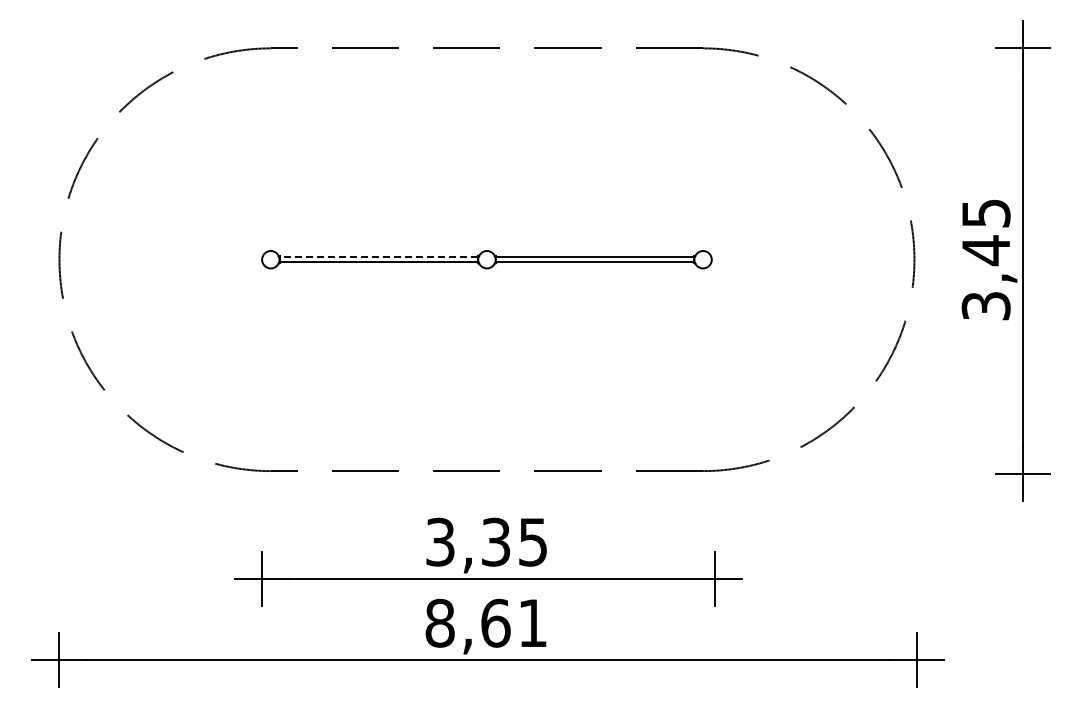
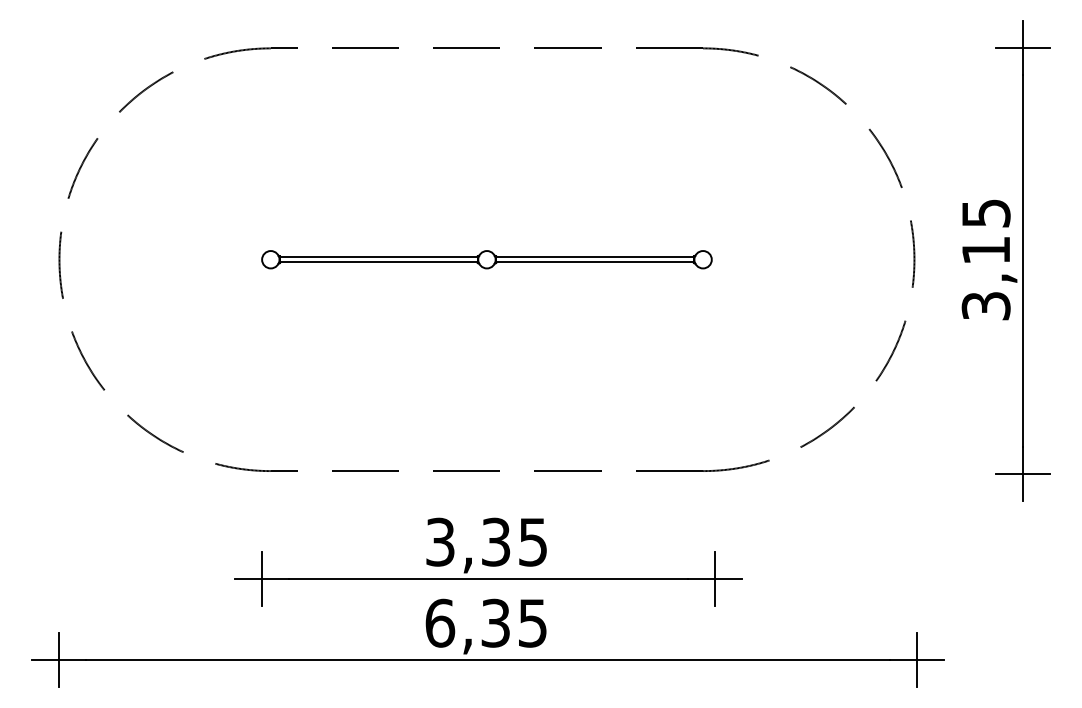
text: 3,45 -> 3,15 (985, 250)
line: dashed -> solid (378, 257)
text: 8,61 -> 6,35 (485, 622)
